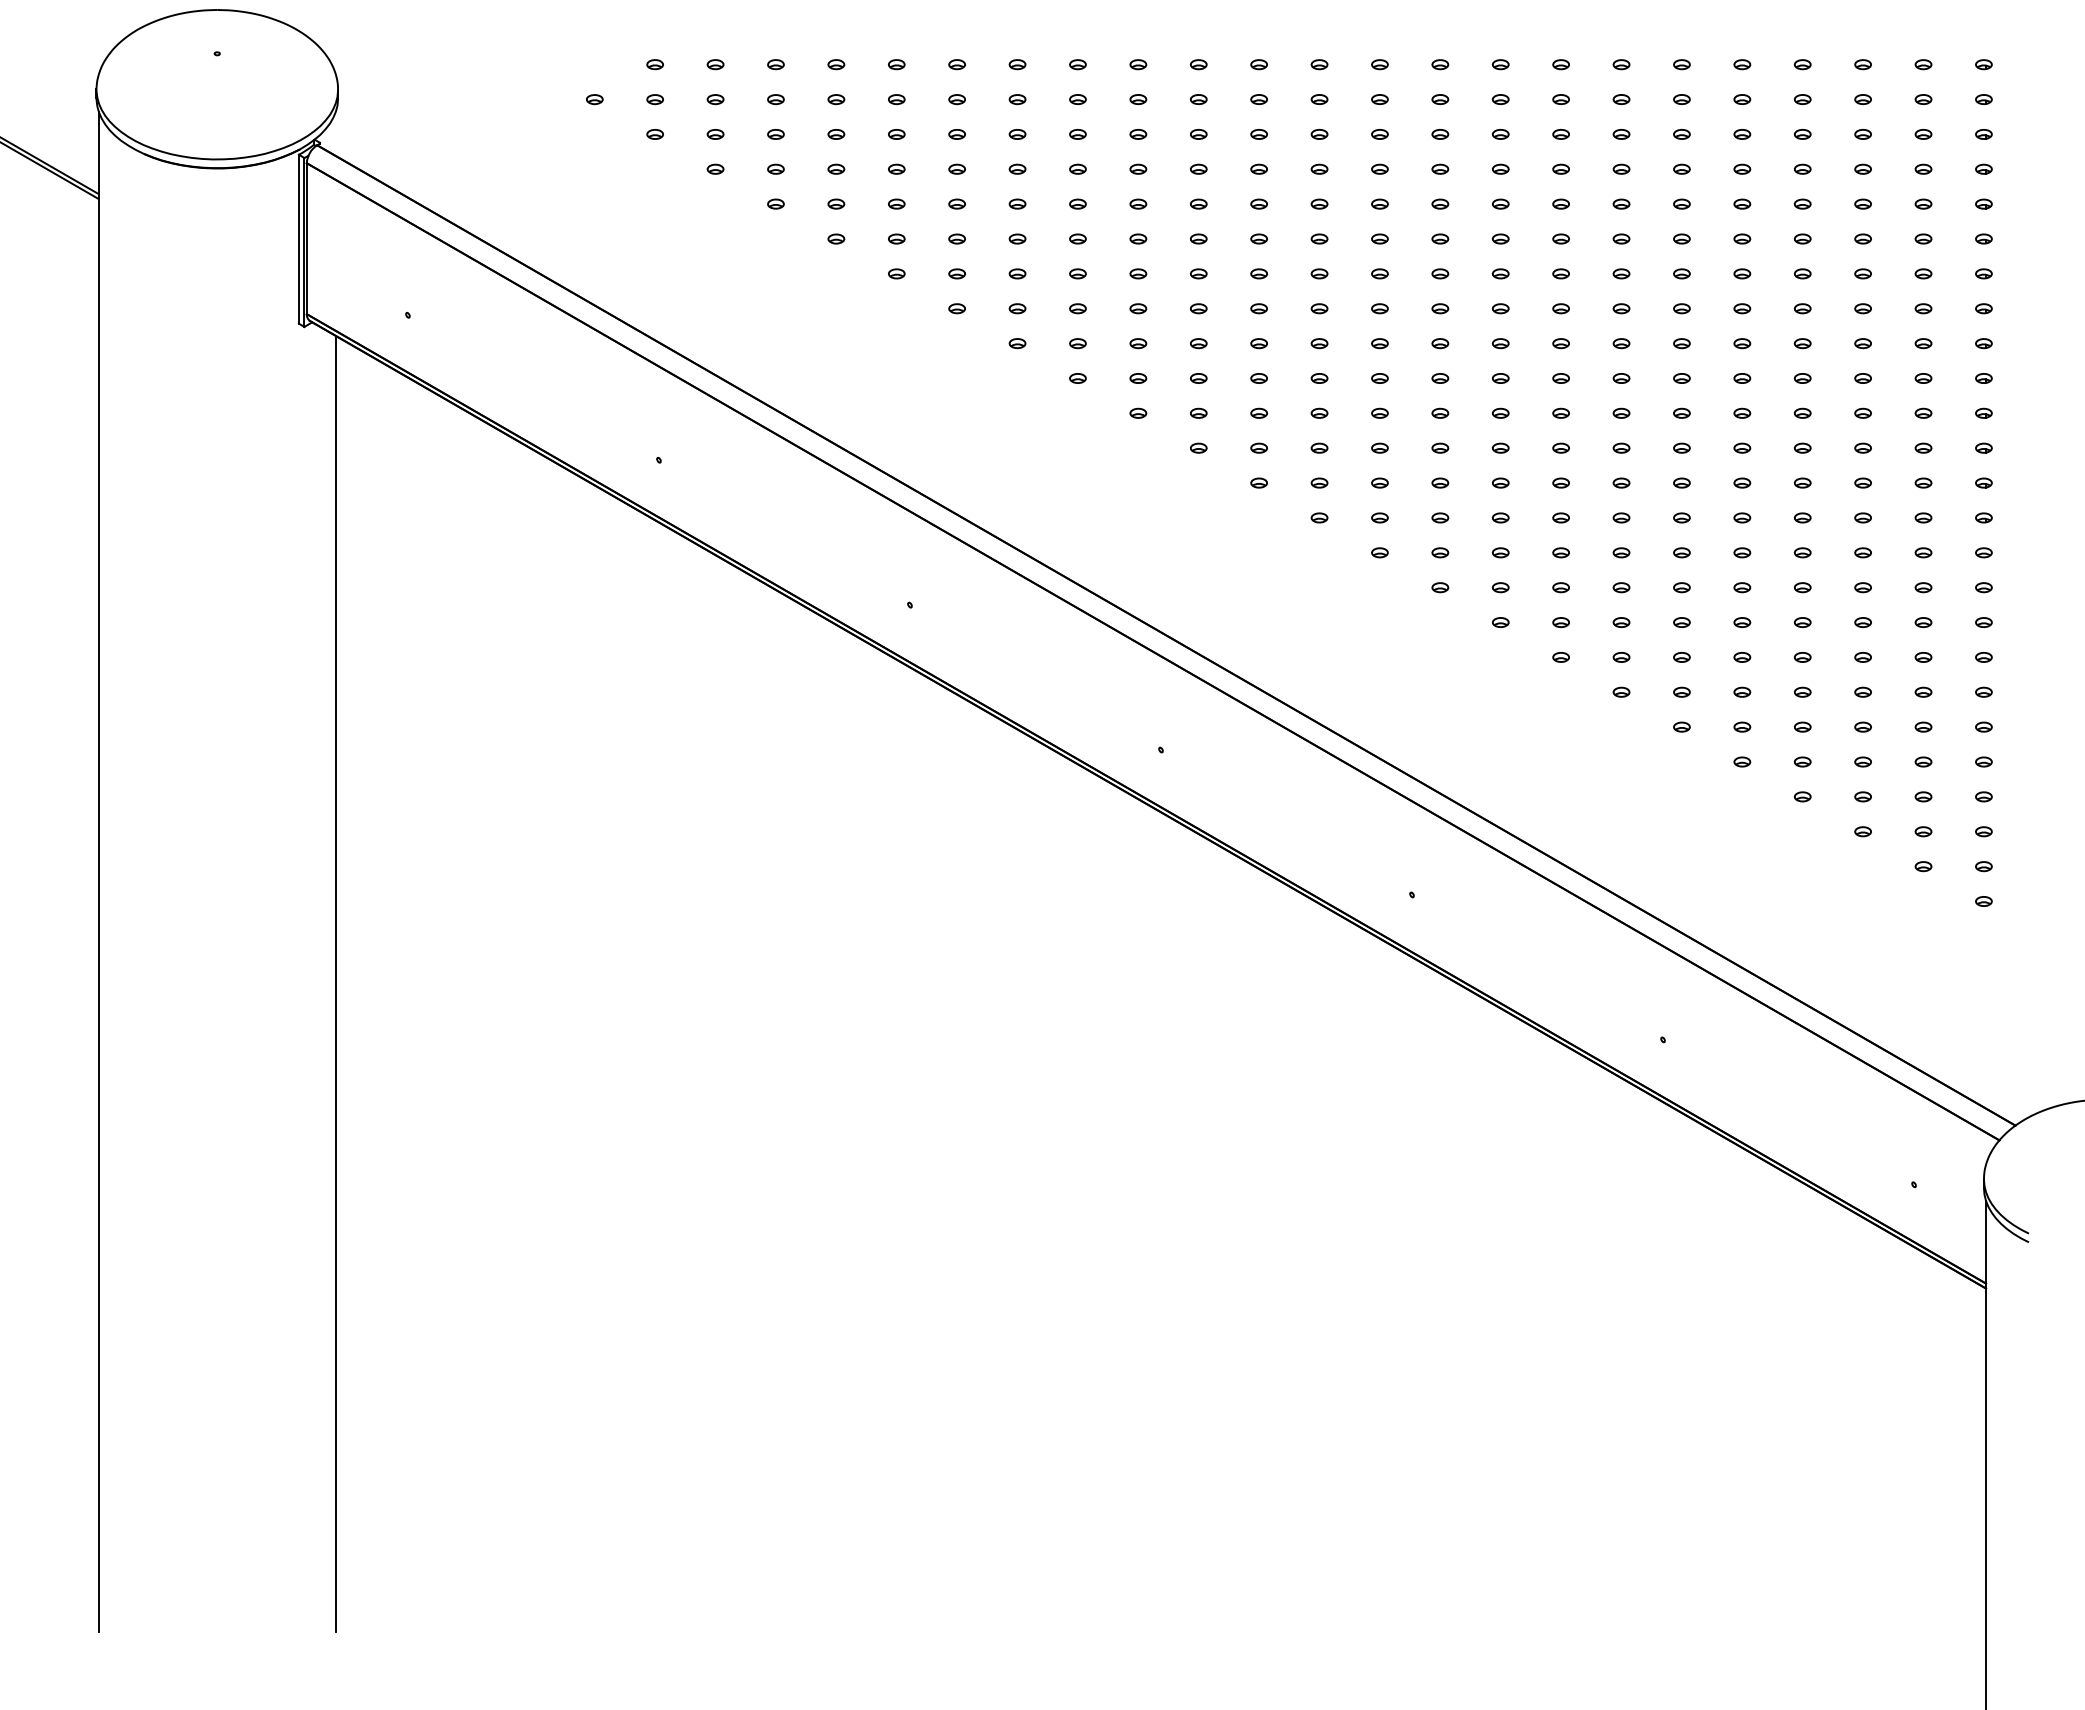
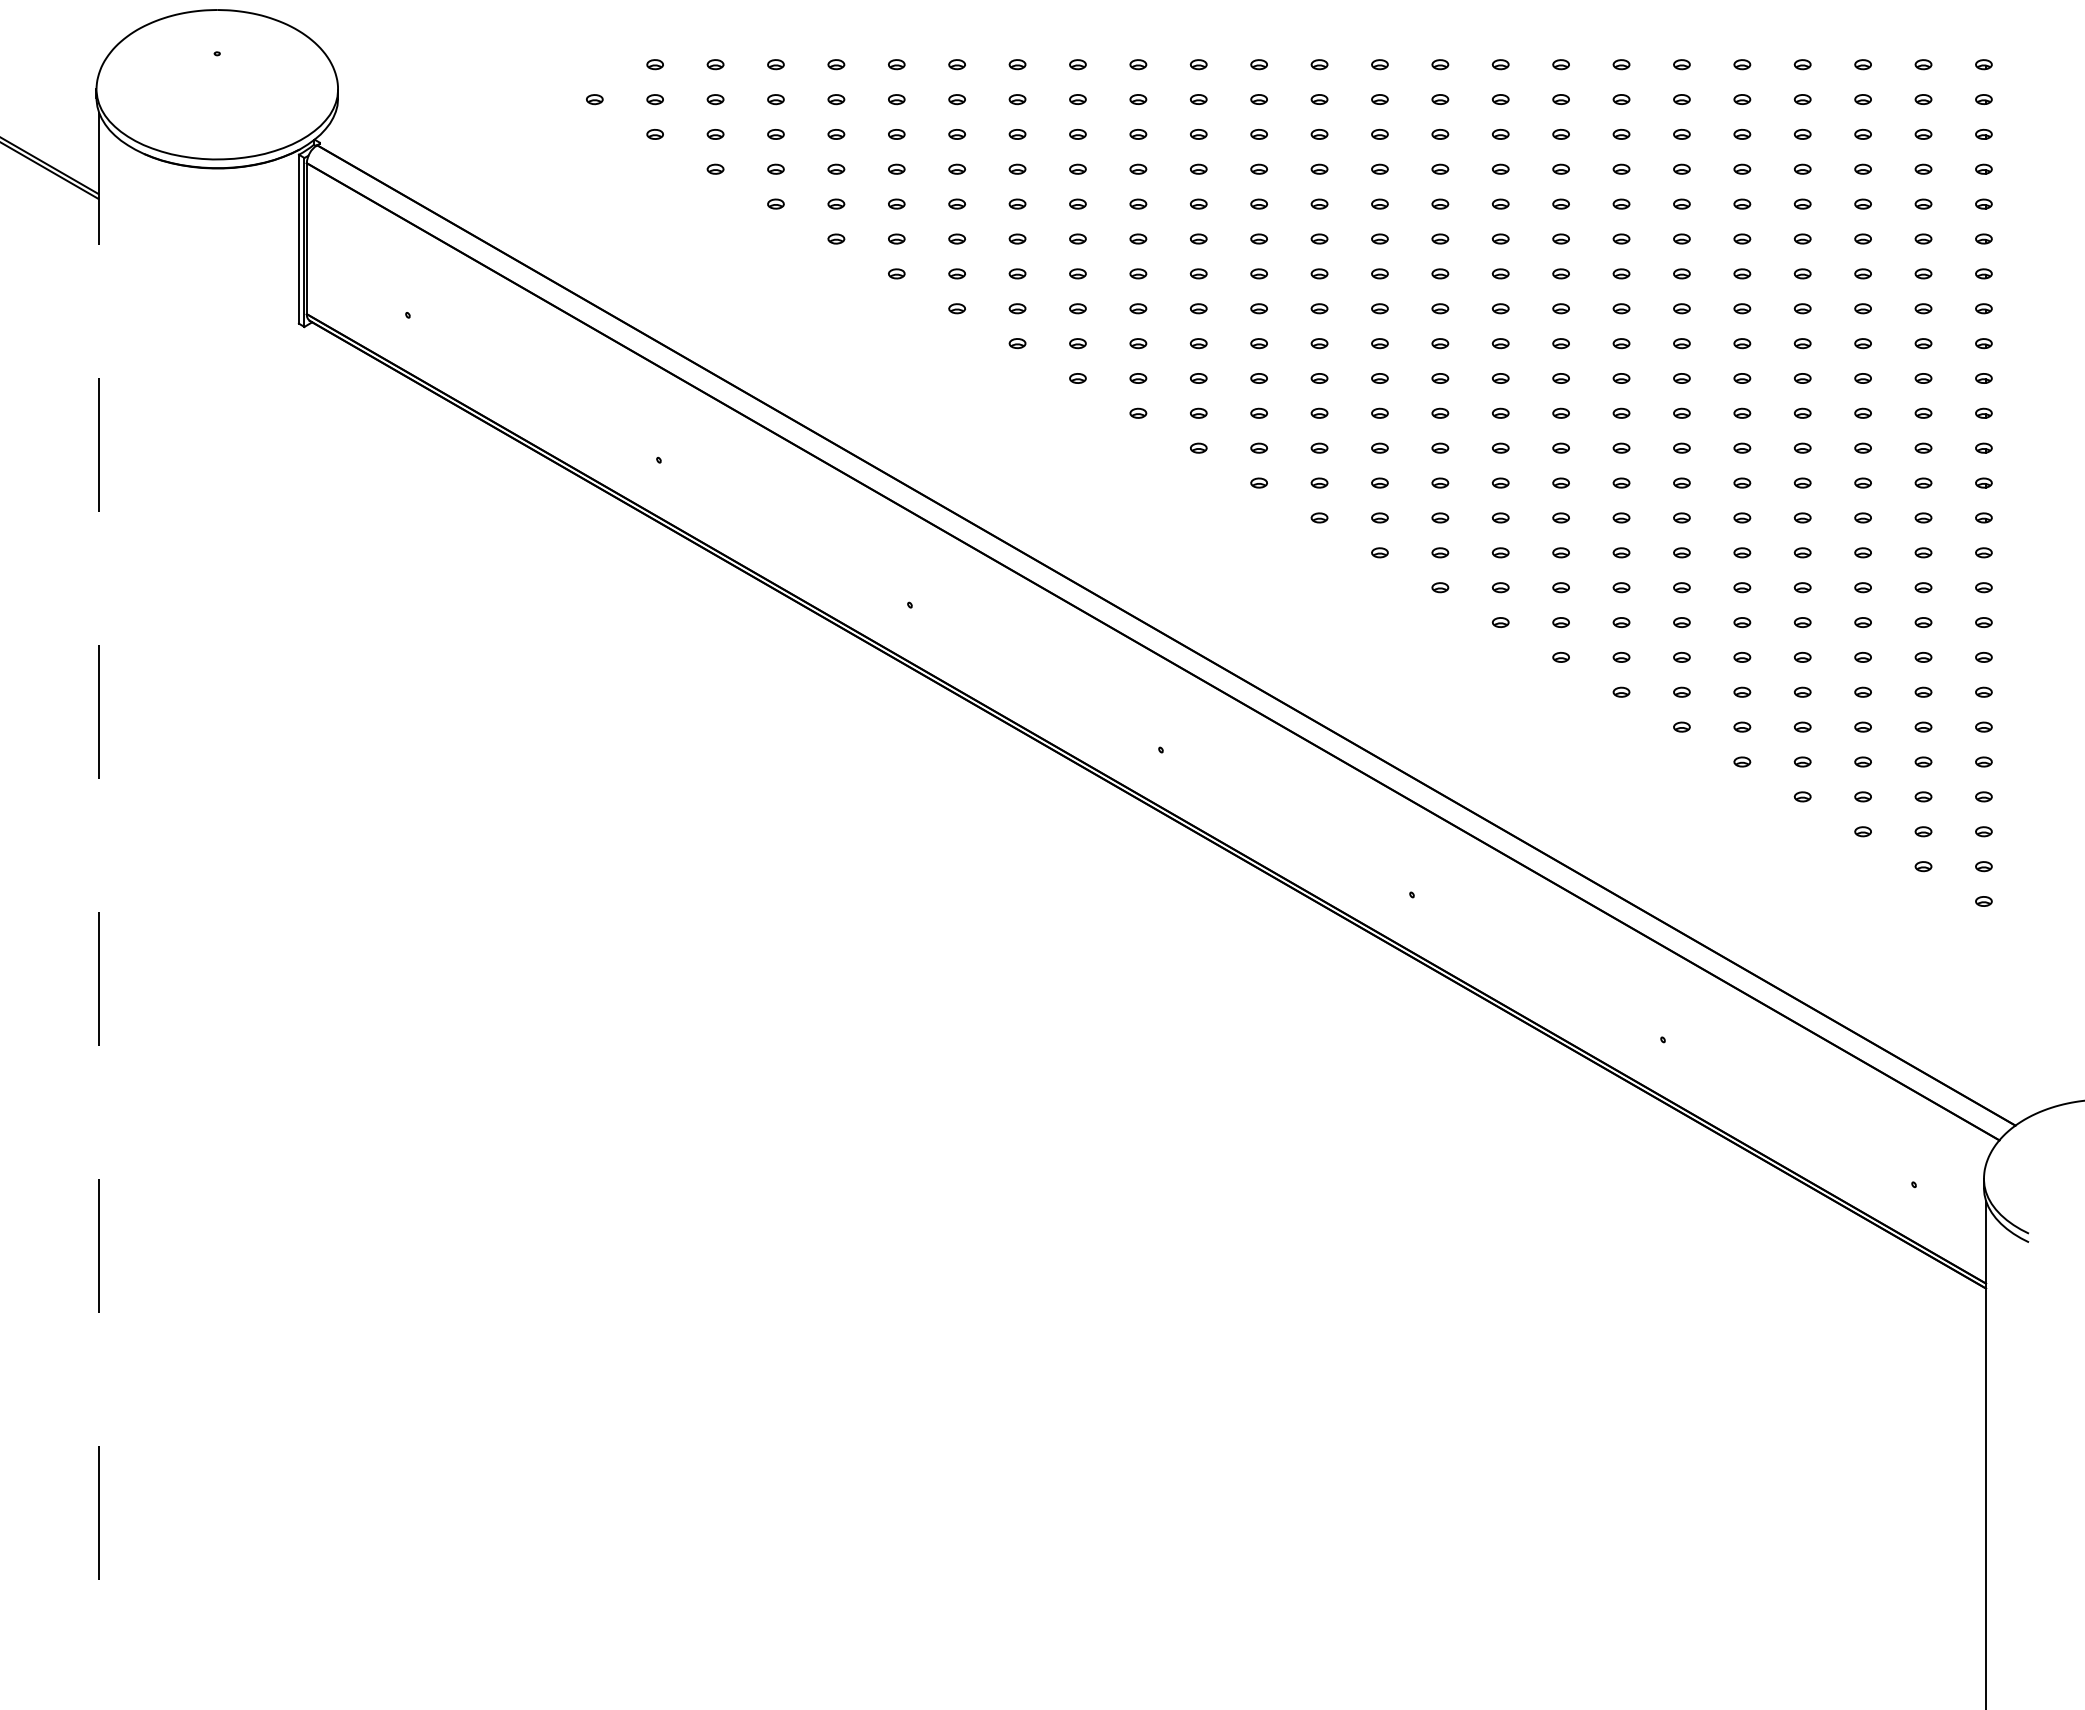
line: solid -> dashed (98, 872)
line: present -> none (335, 983)
